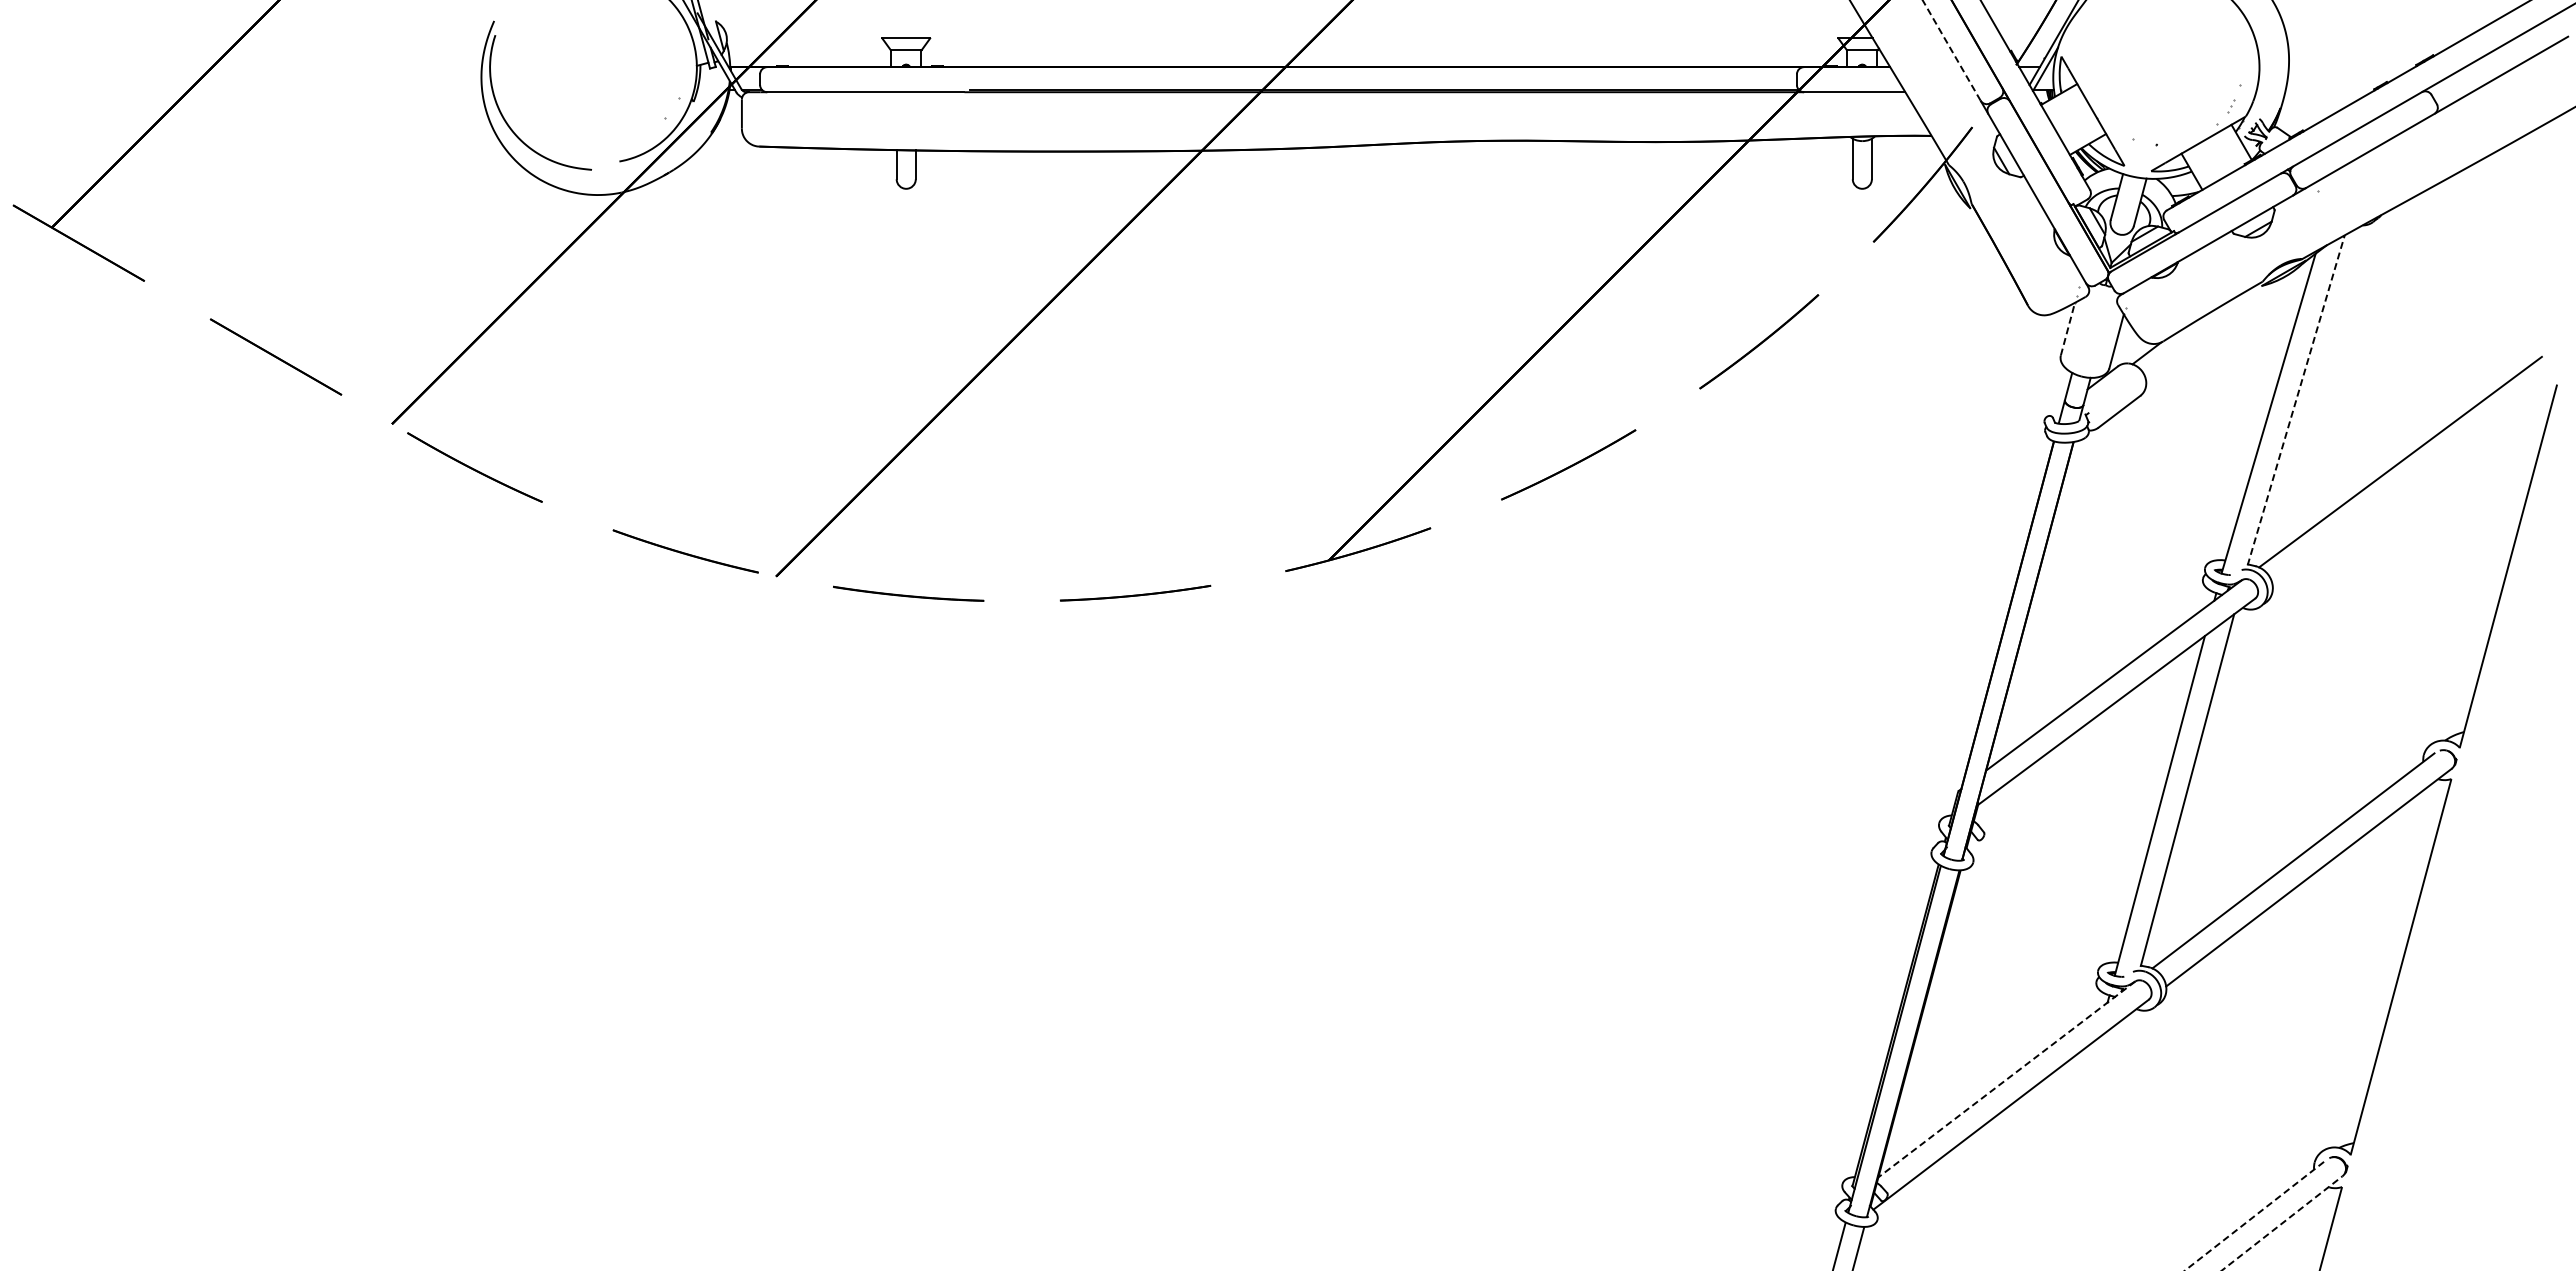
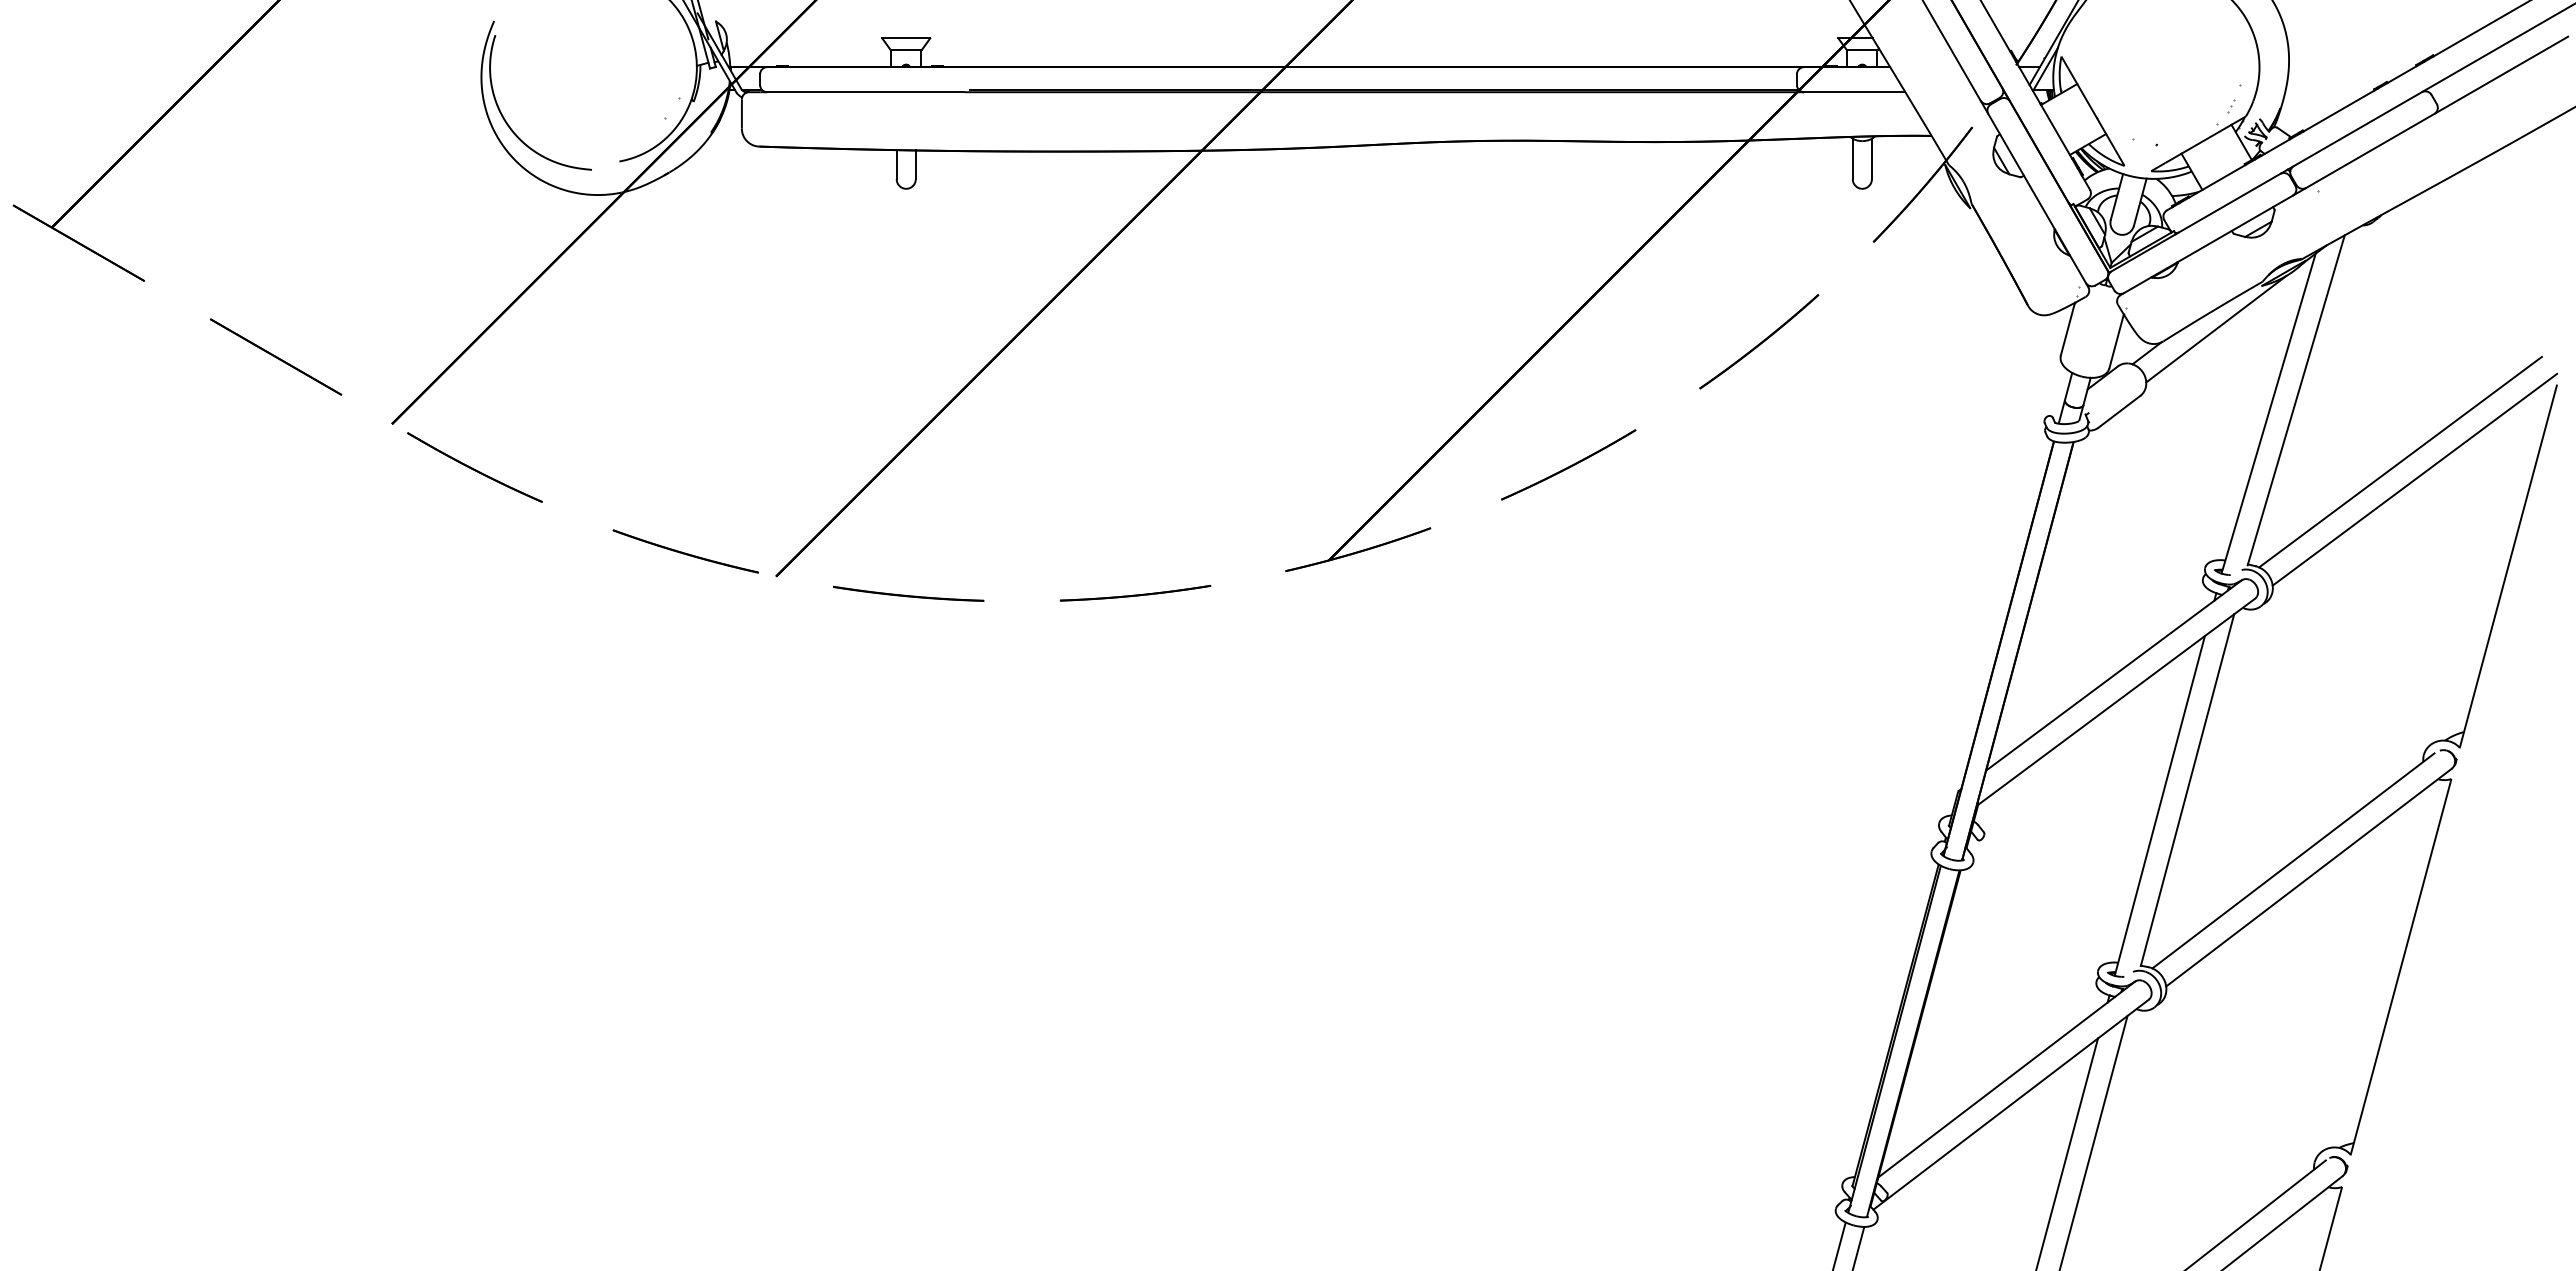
line: dashed -> solid (1951, 50)
line: dashed -> solid (2068, 328)
line: none -> present (2216, 329)
line: dashed -> solid (2296, 399)
line: none -> present (2414, 479)
line: dashed -> solid (2006, 1079)
line: none -> present (2093, 1141)
line: none -> present (2067, 1152)
line: dashed -> solid (2255, 1215)
line: dashed -> solid (2282, 1223)
